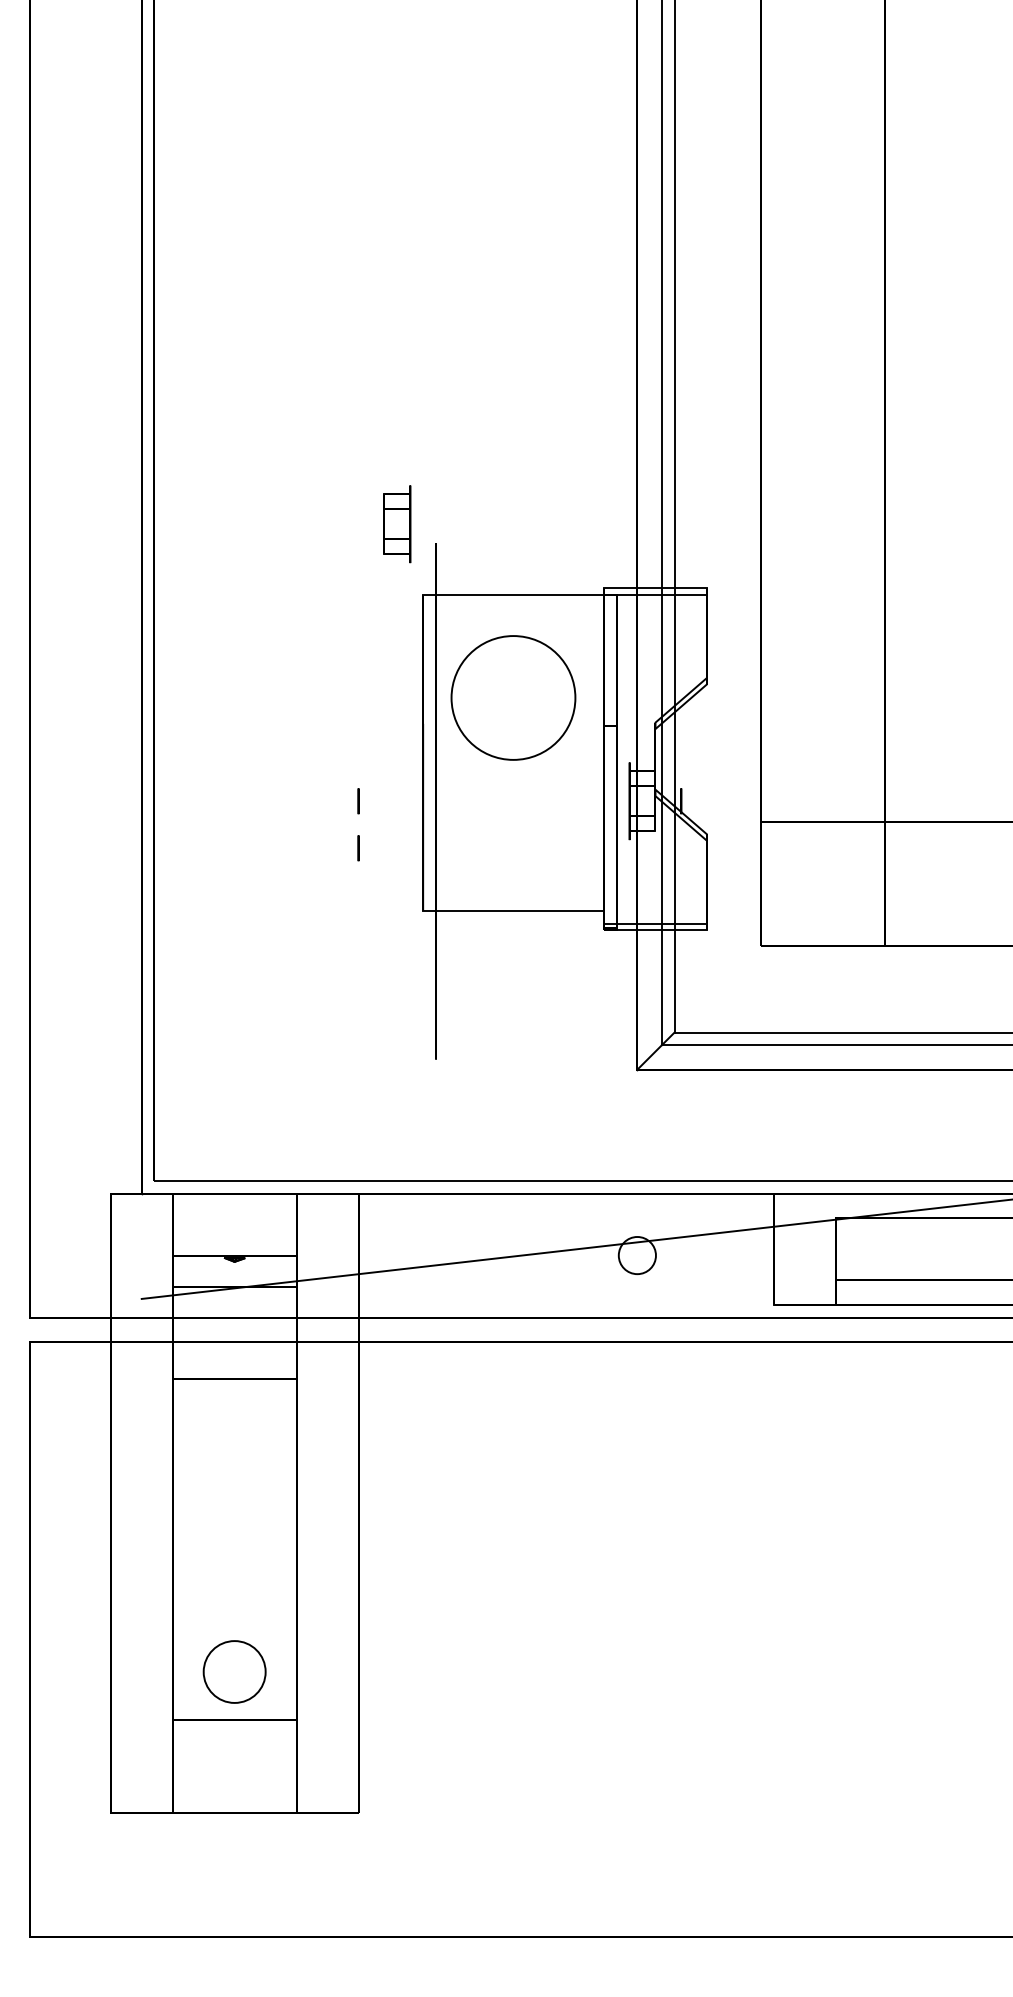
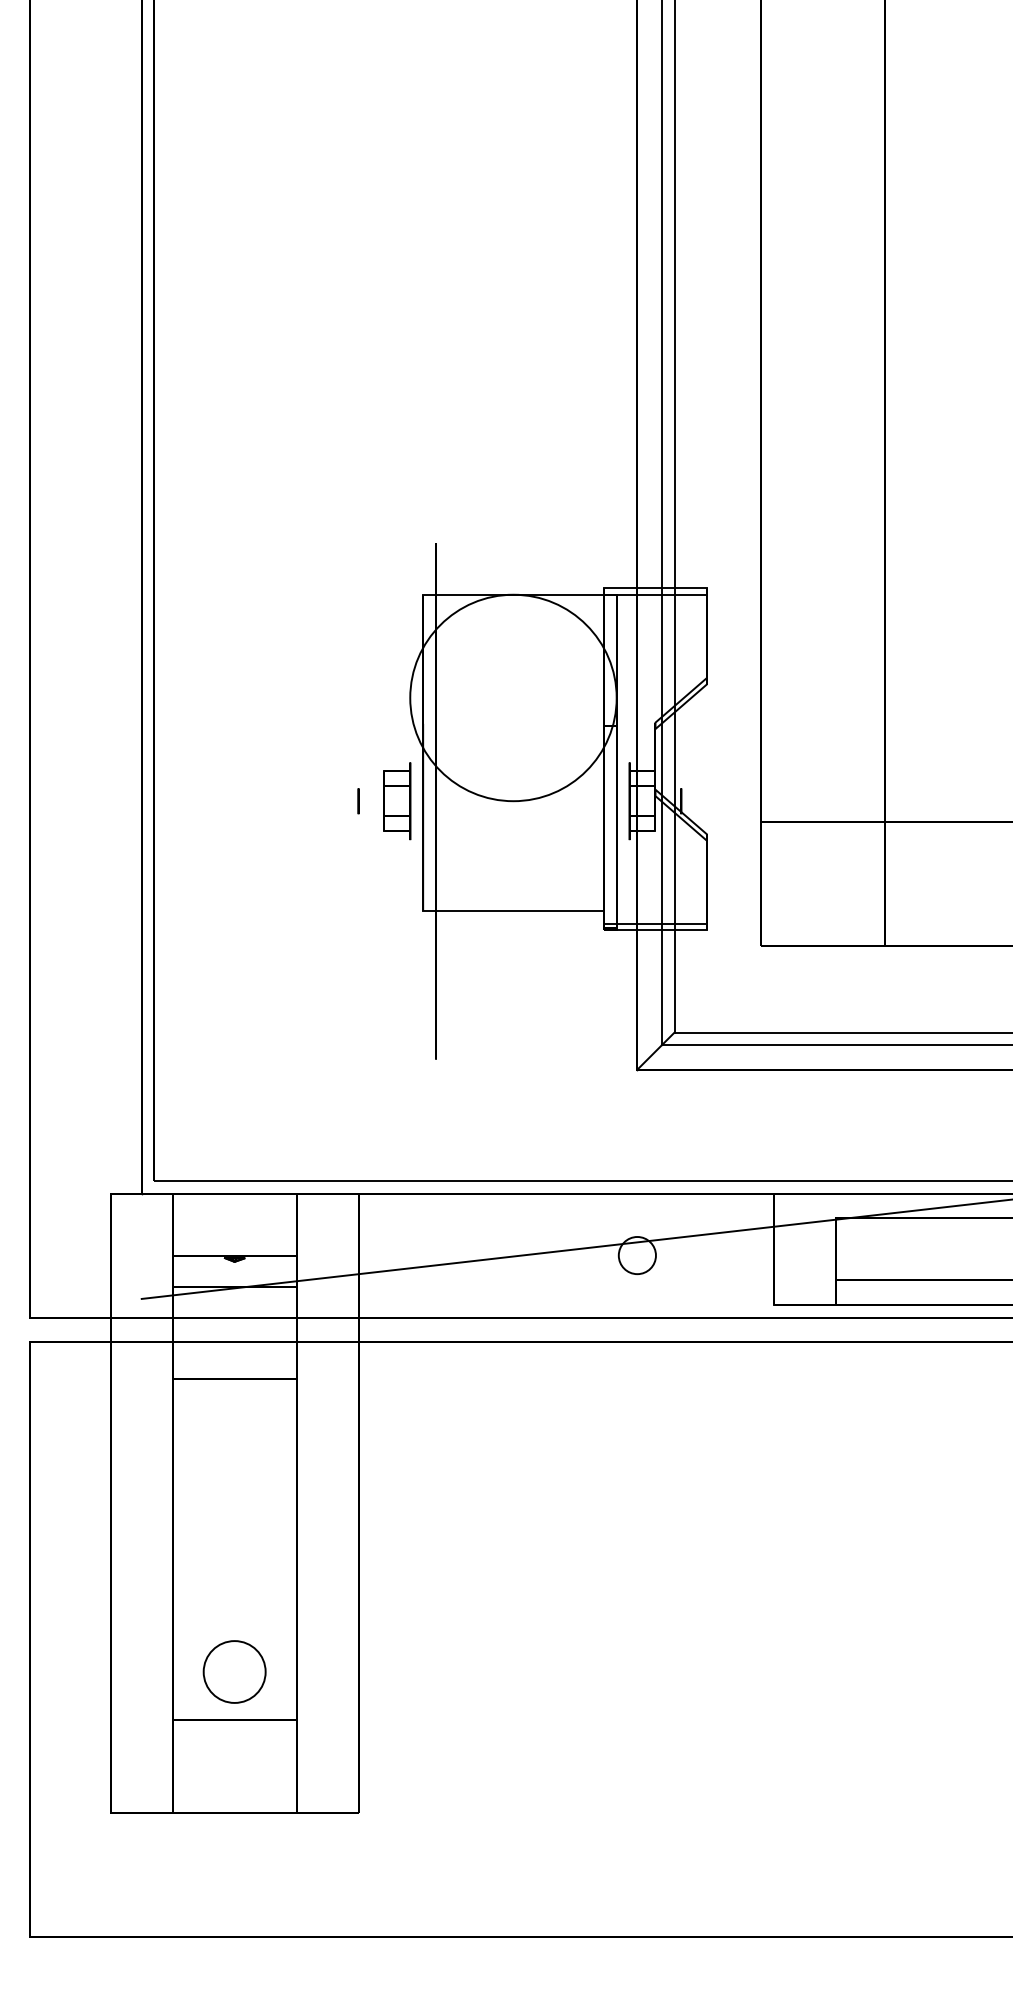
part position: (397, 524) -> (397, 801) (397, 801)
circle diameter: 124 px -> 206 px (513, 697)
circle: present -> none (358, 848)
